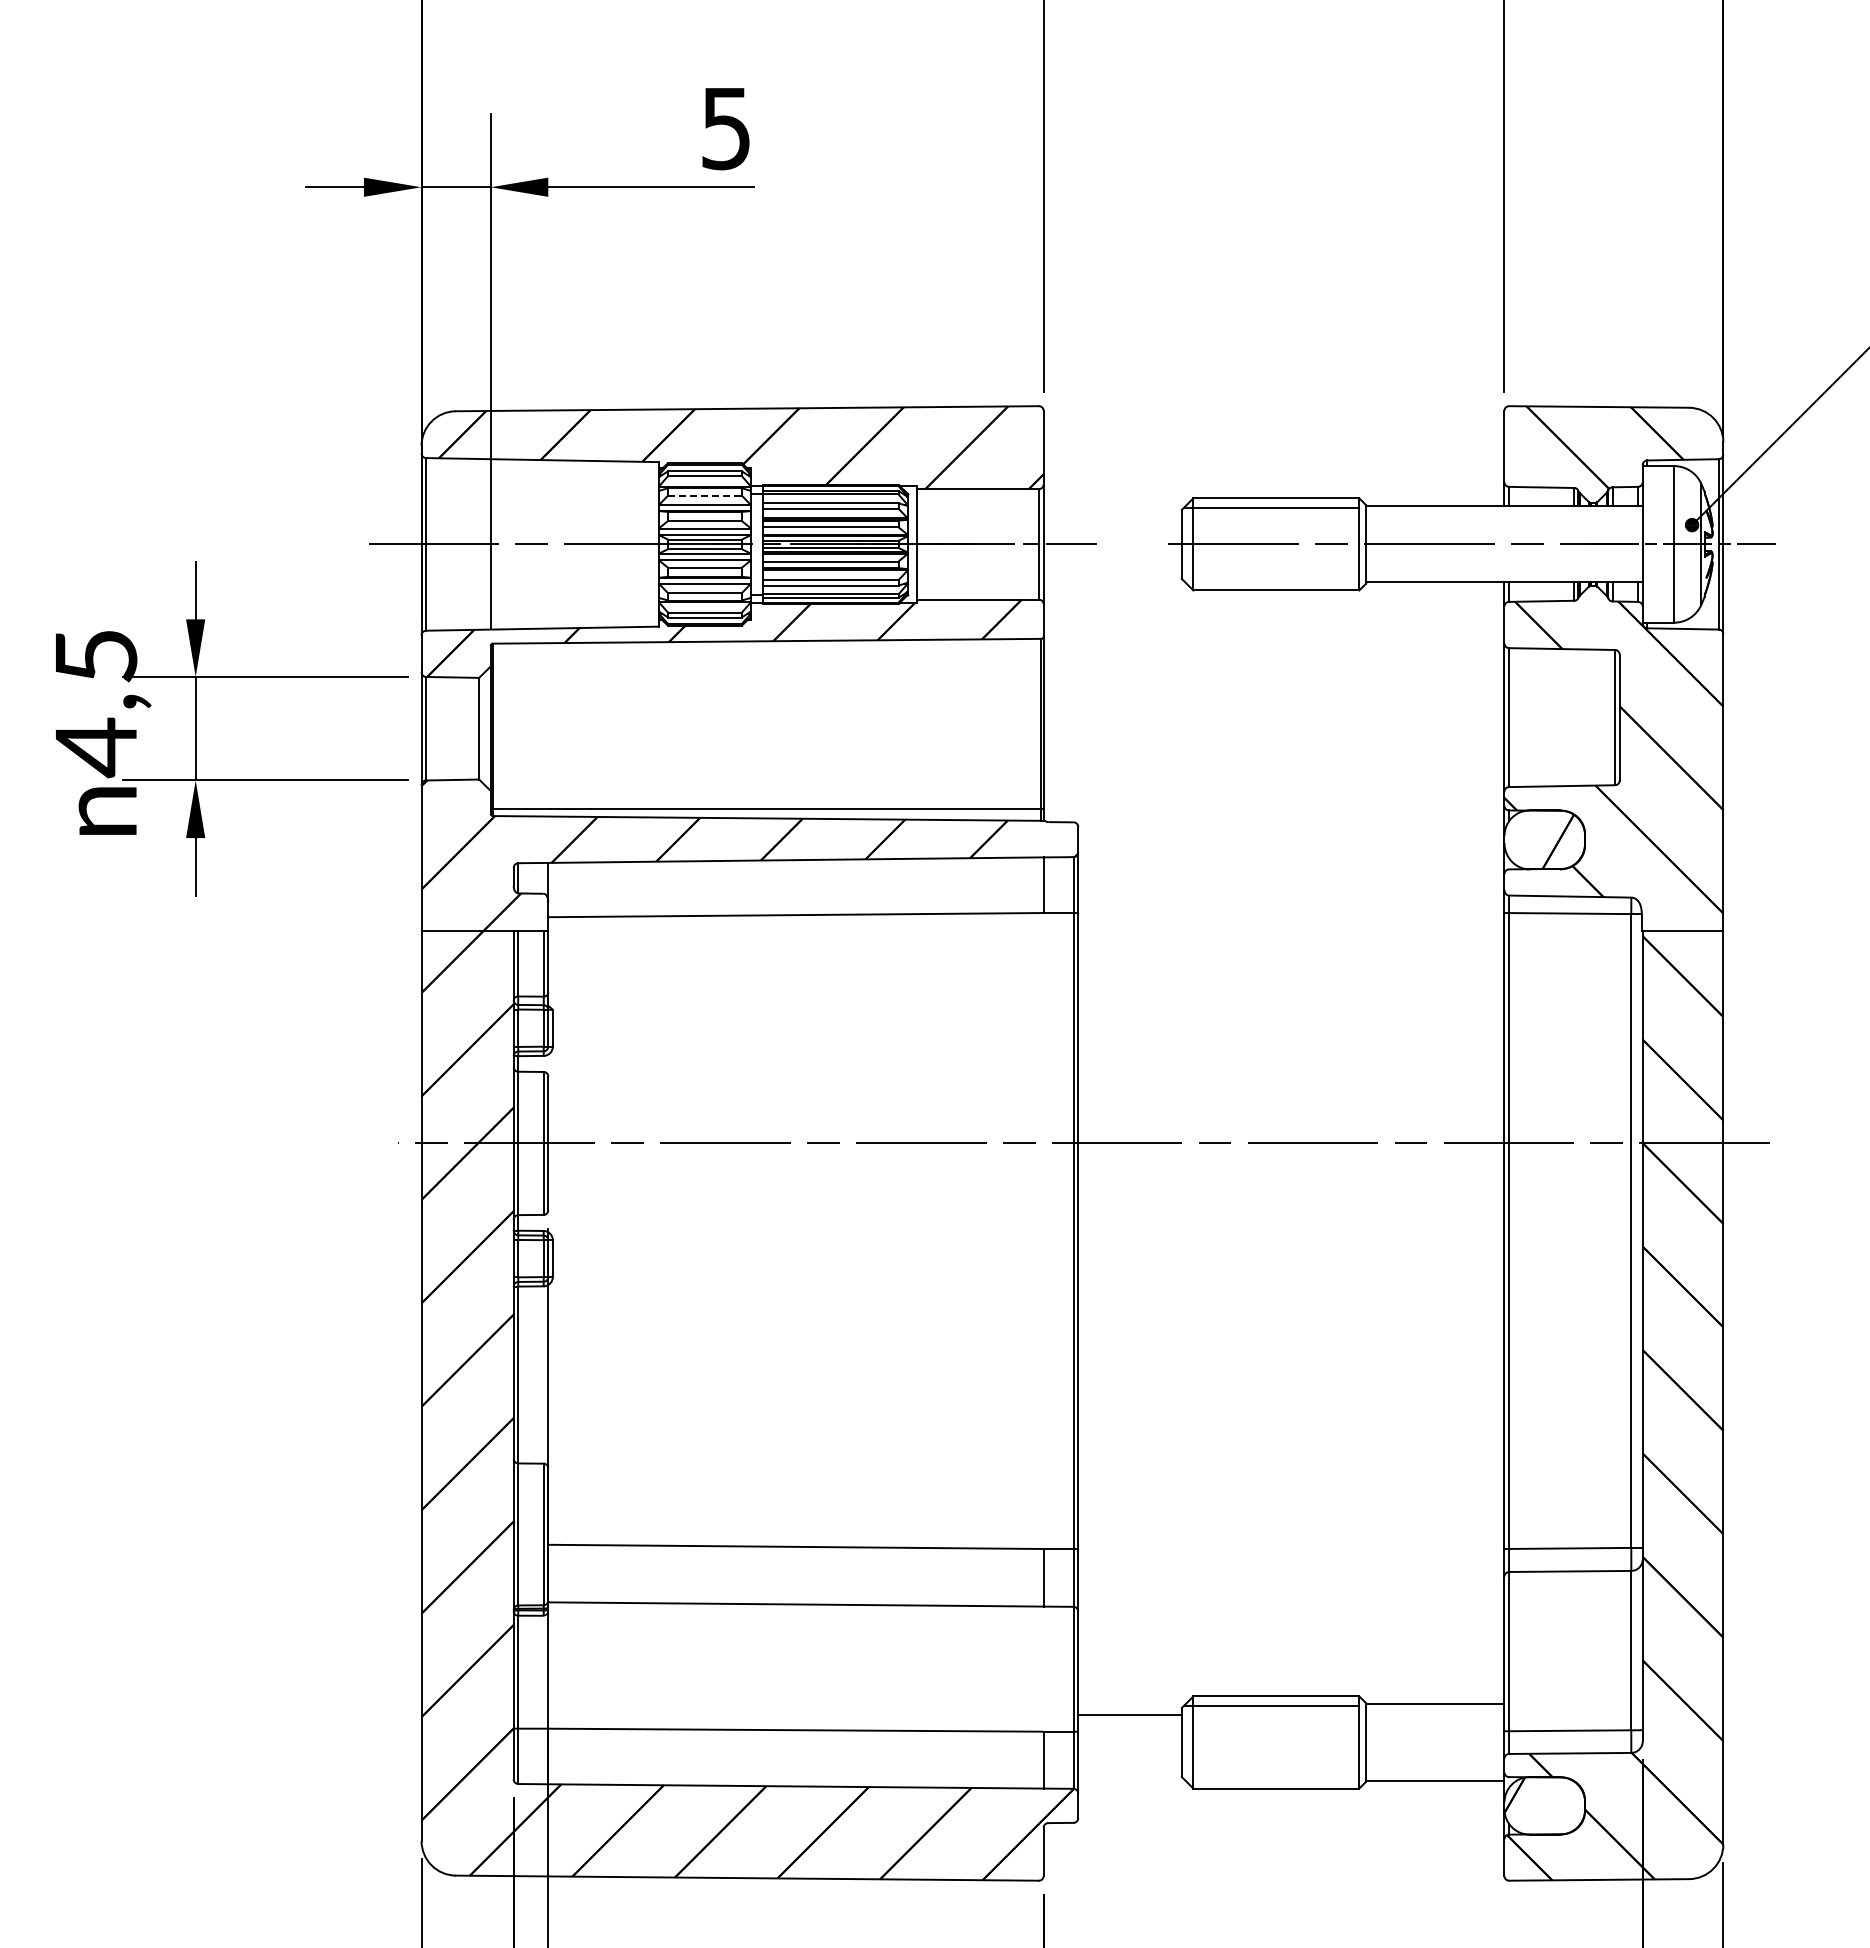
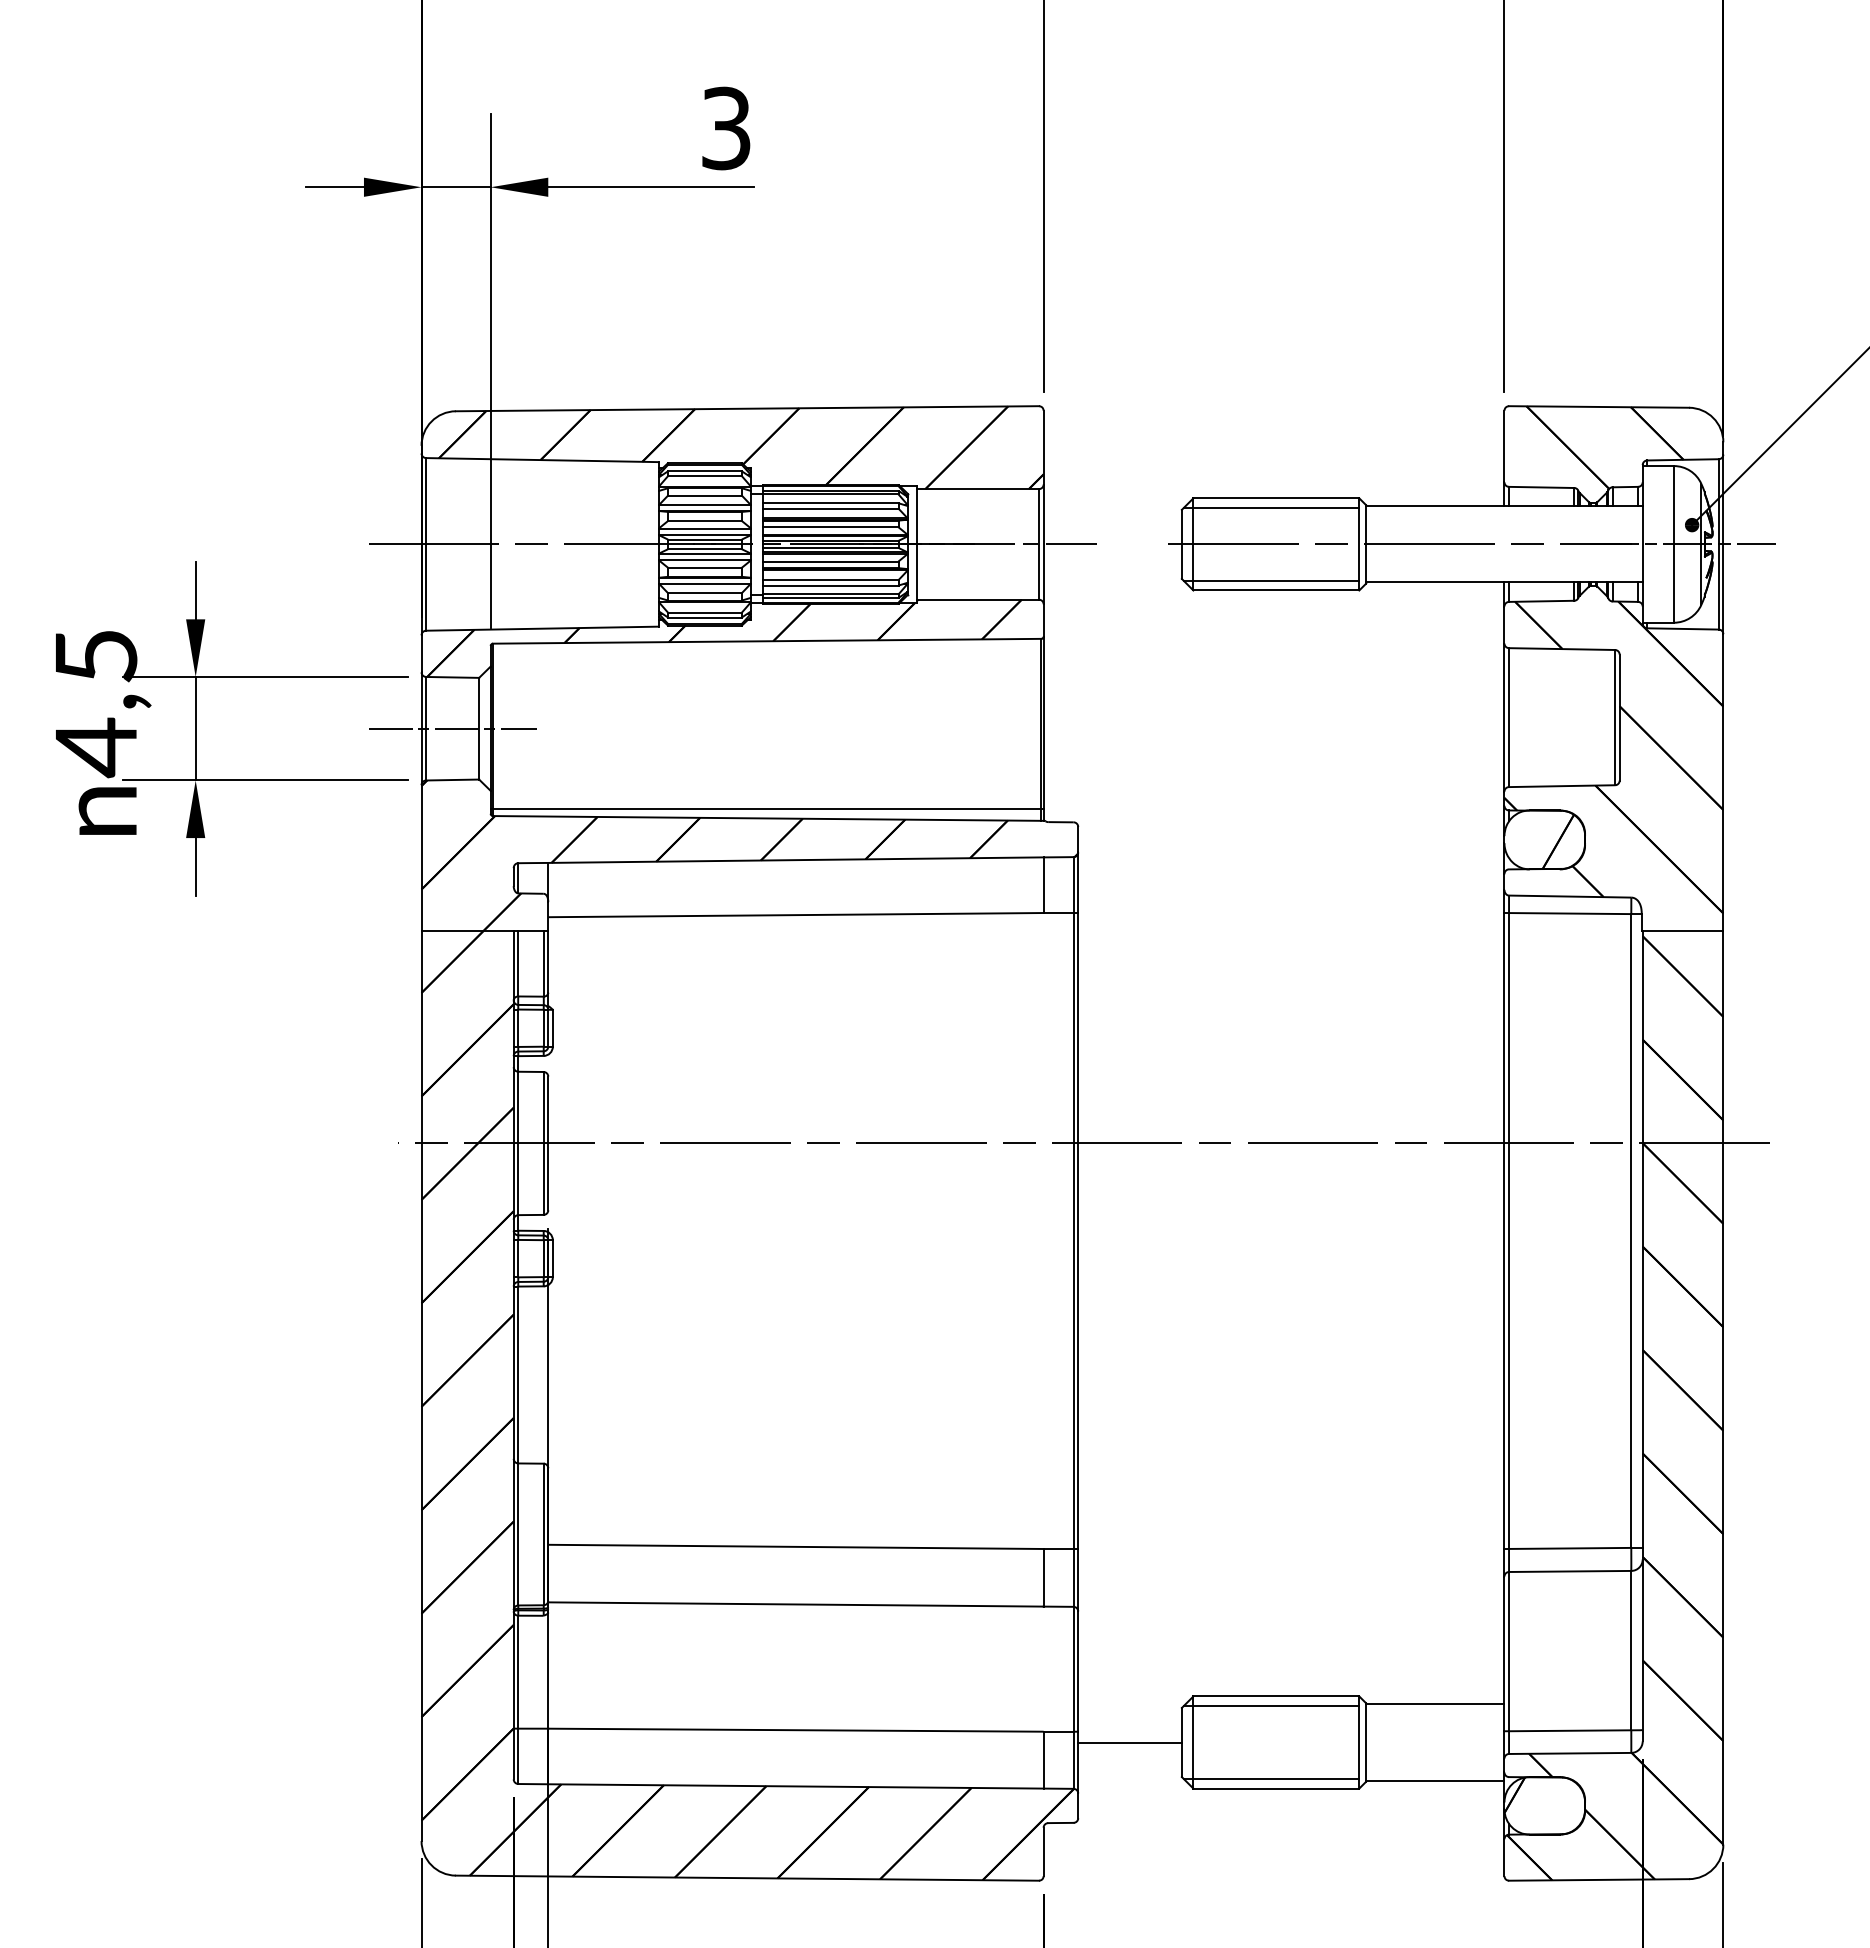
text: 5 -> 3 (726, 127)
line: dashed -> solid (704, 495)
line: none -> present (1271, 580)
line: none -> present (452, 728)
line position: (1129, 1714) -> (1129, 1742) (1129, 1742)
line: none -> present (1271, 1778)
